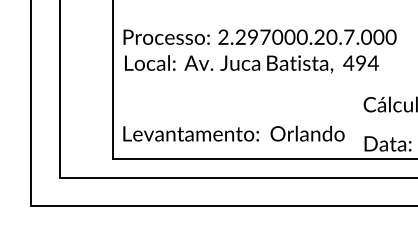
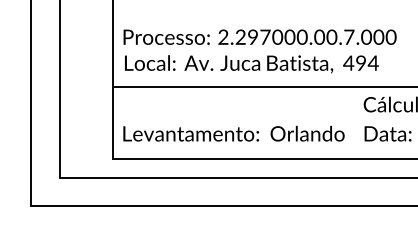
text: 2.297000.20.7.000 -> 2.297000.00.7.000 (319, 37)
line: none -> present (263, 87)
text position: (387, 143) -> (387, 133) (387, 133)
